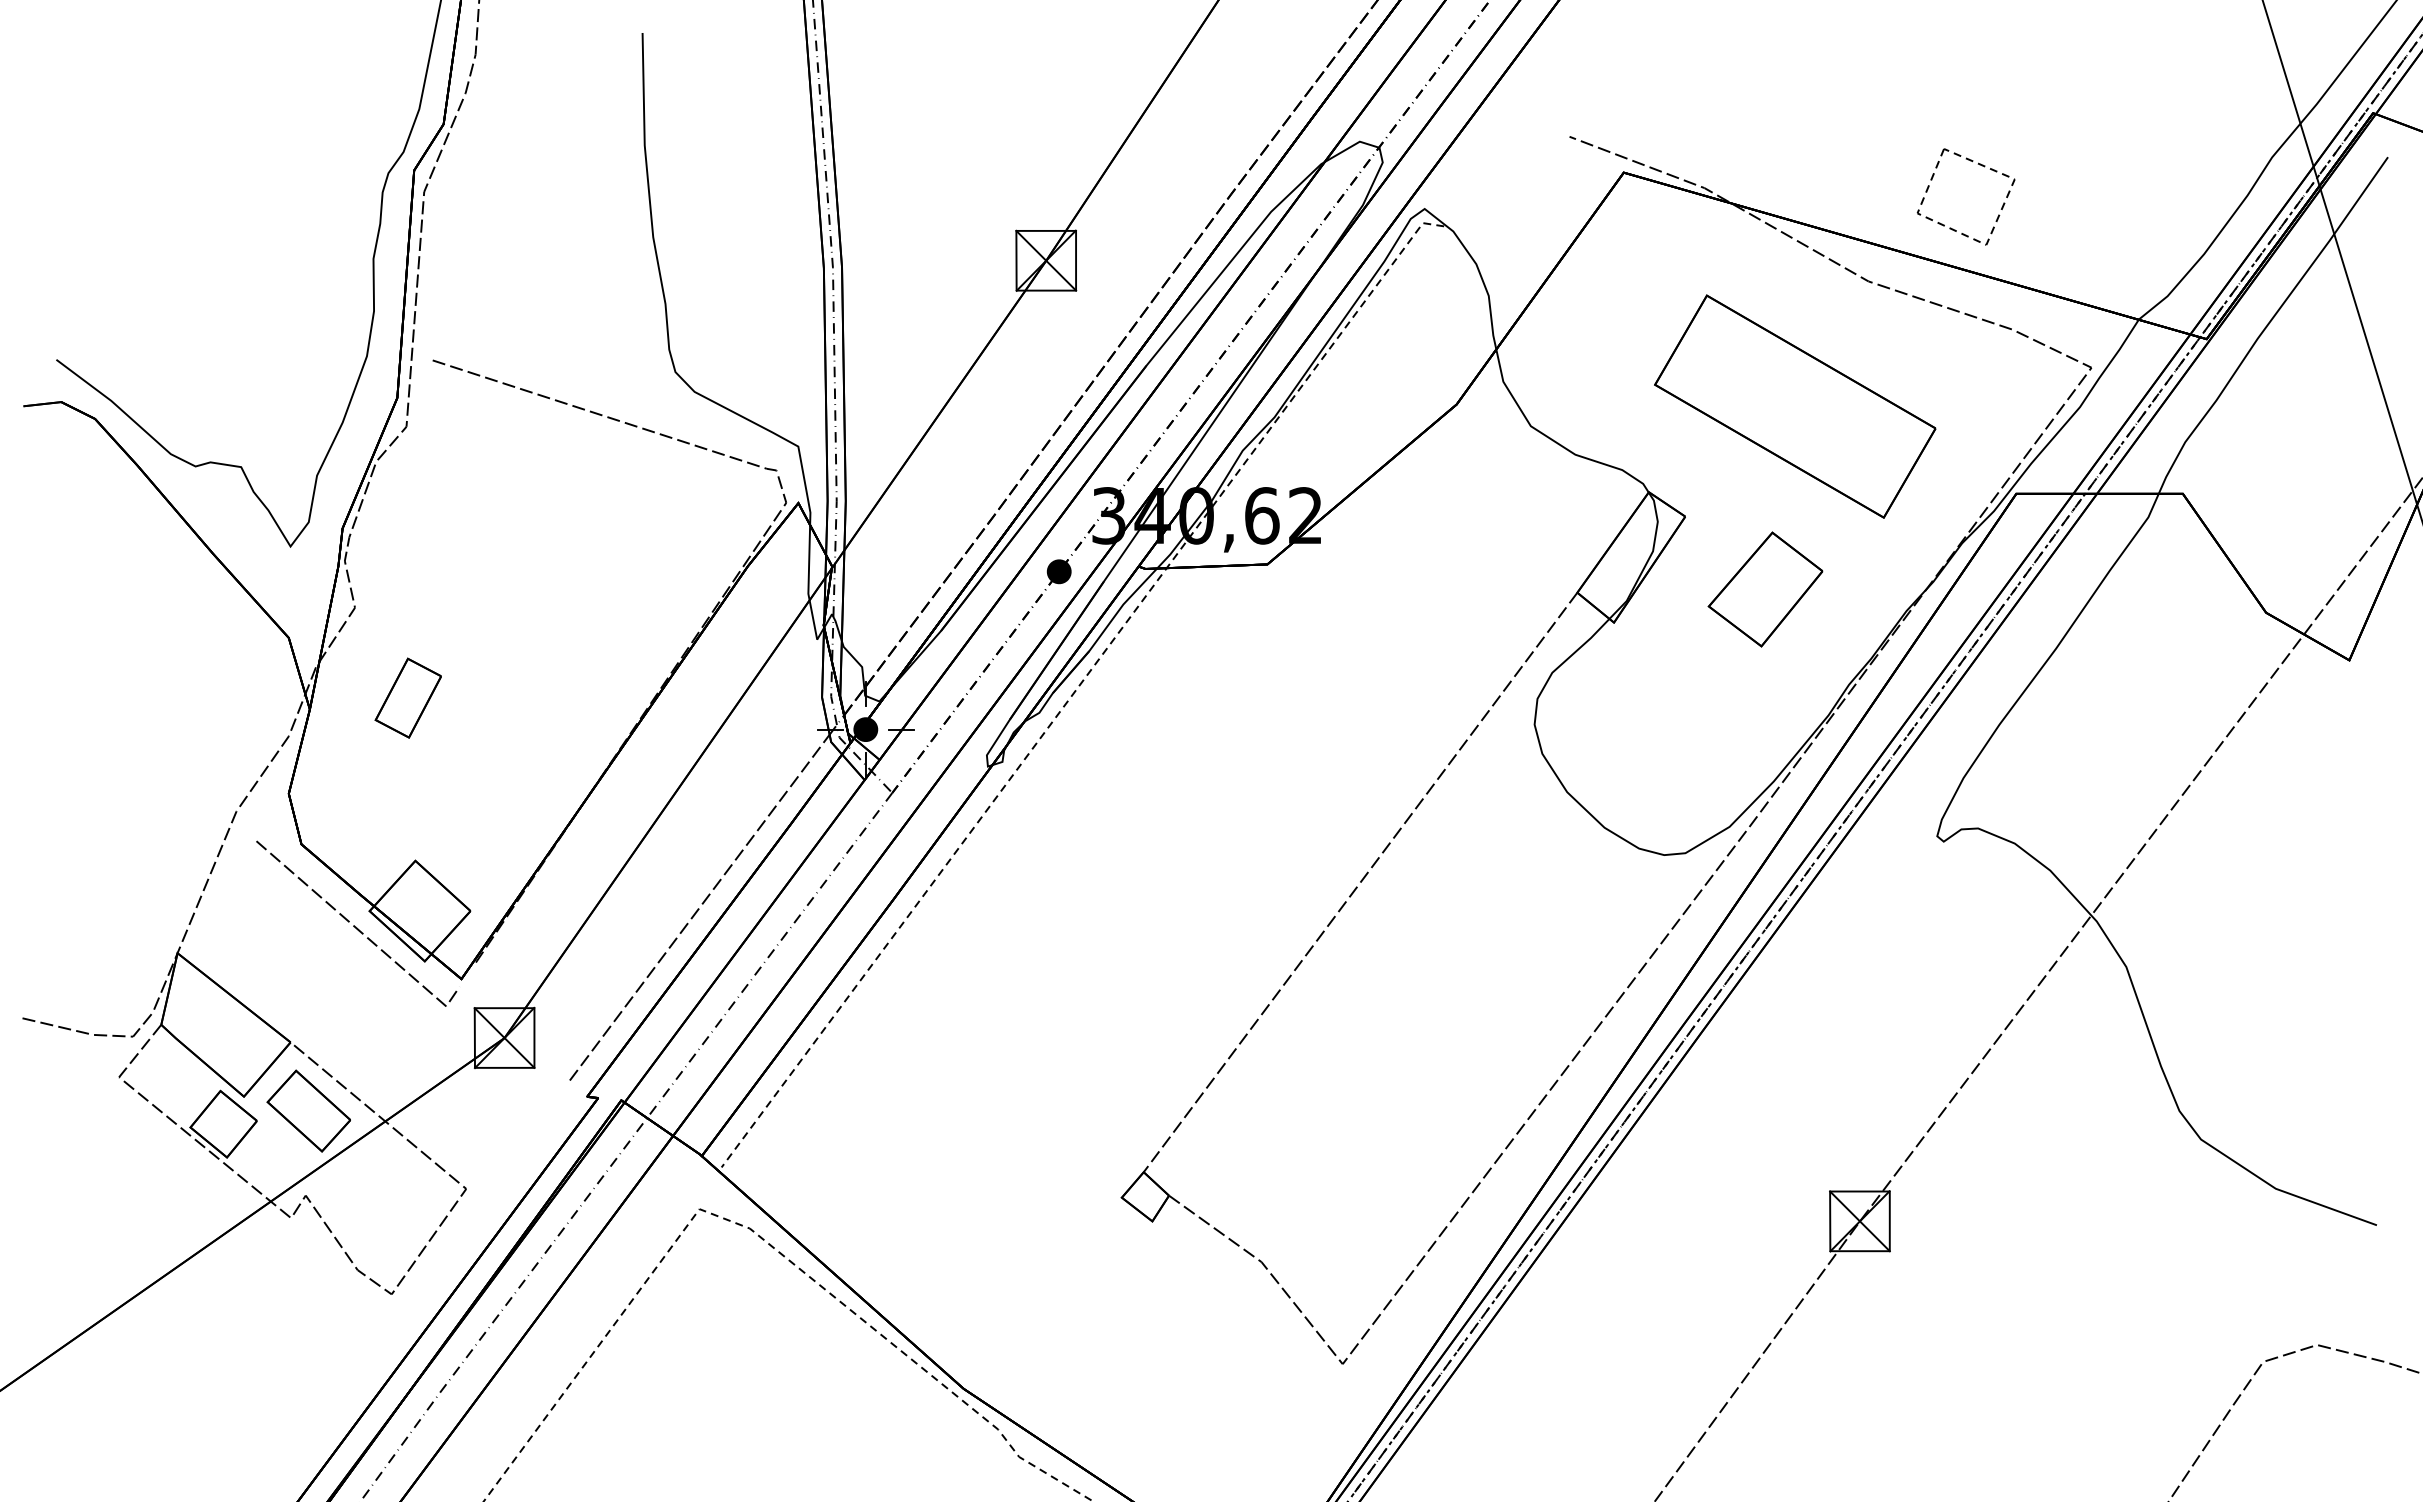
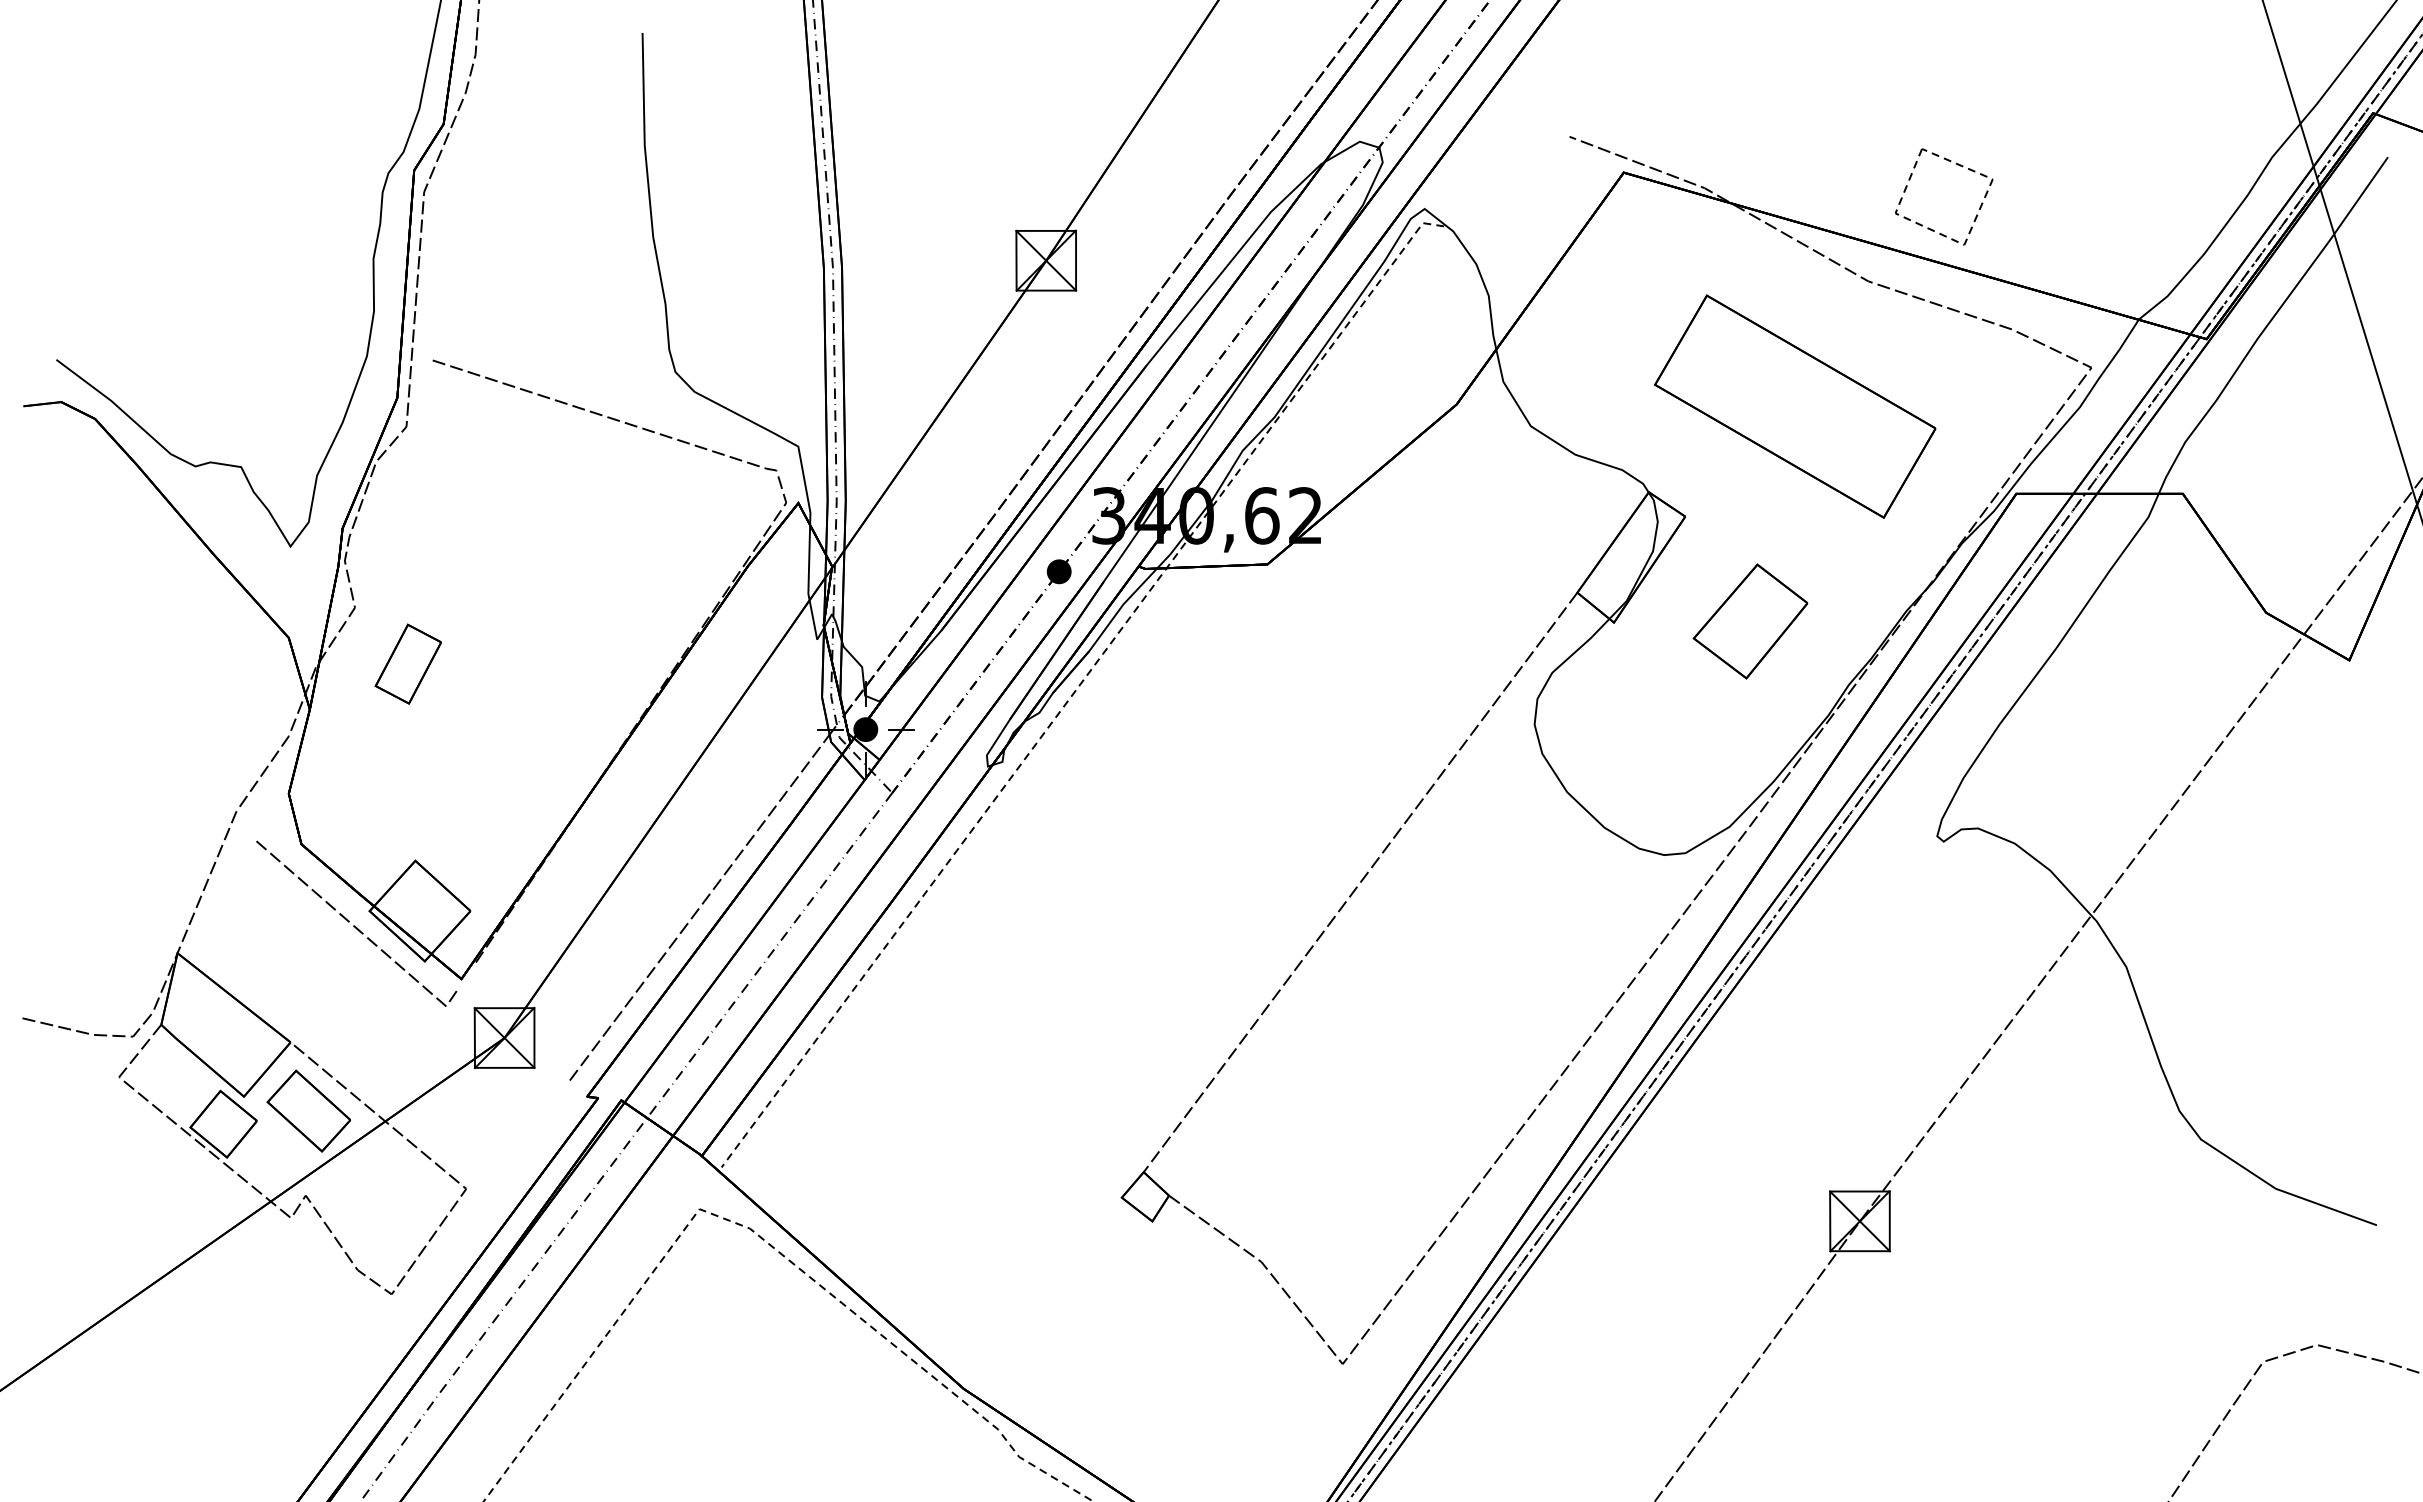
part position: (1979, 165) -> (1957, 165) (1957, 165)
part position: (1765, 589) -> (1750, 621) (1750, 621)
part position: (407, 697) -> (407, 663) (407, 663)
